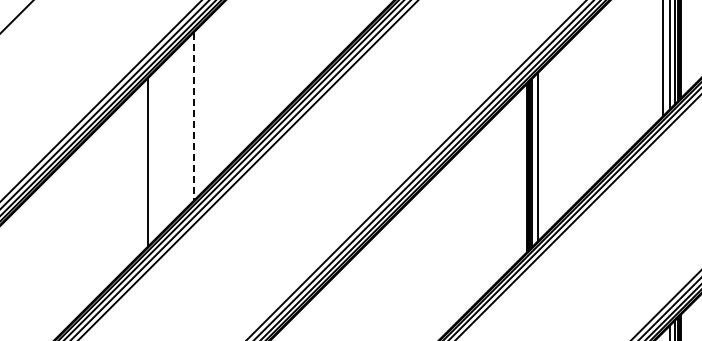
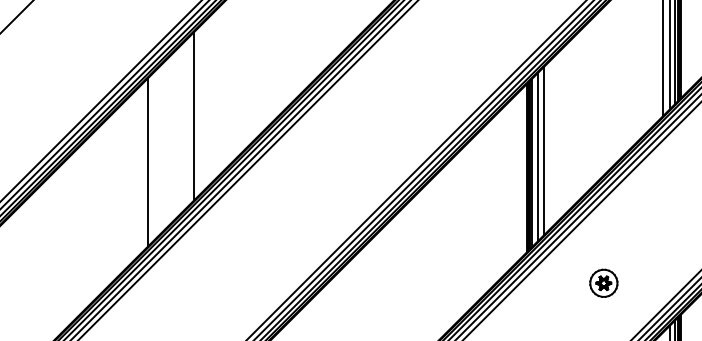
line: dashed -> solid (193, 117)
line: none -> present (544, 150)
line: none -> present (581, 220)
part: none -> present (603, 282)
